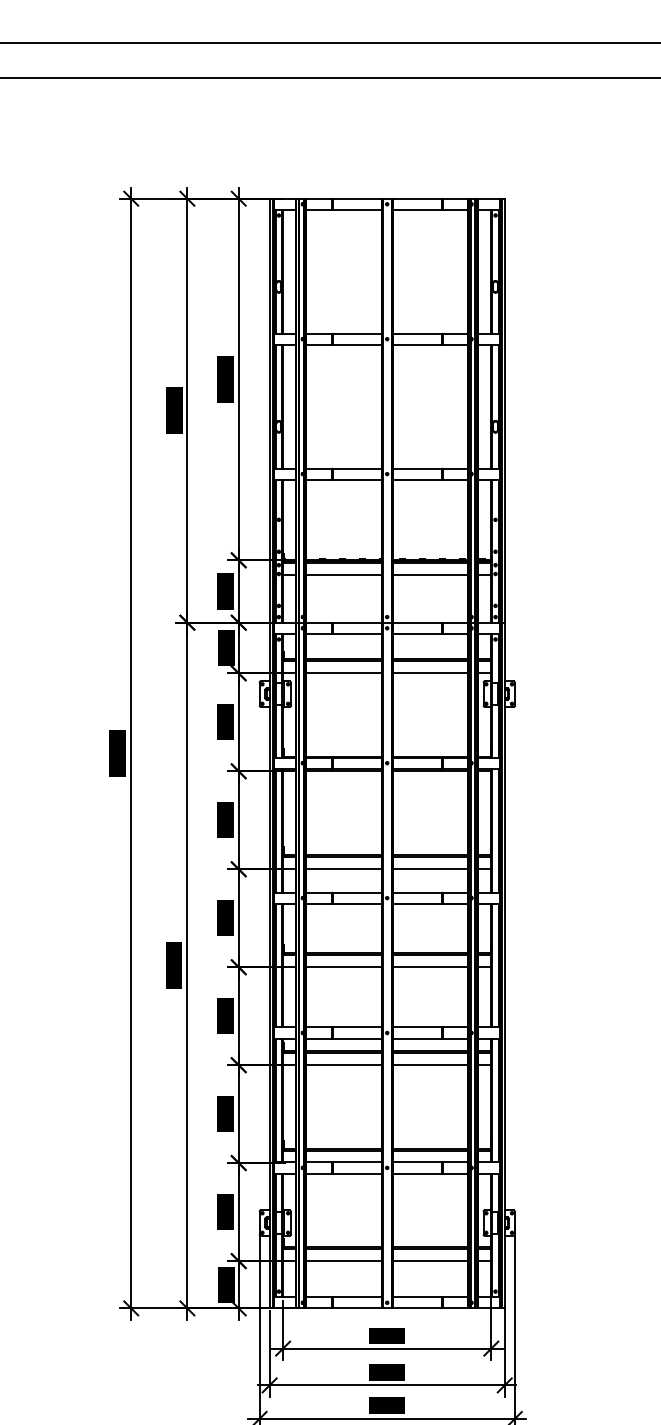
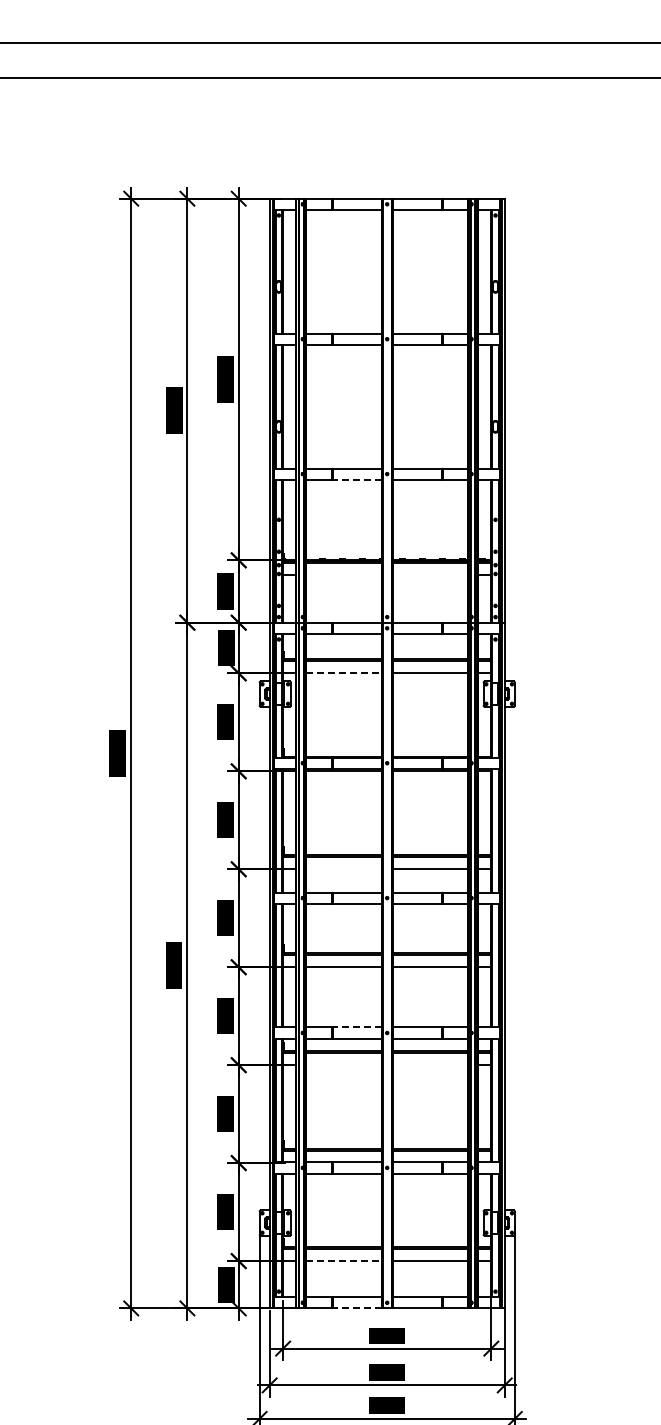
line: solid -> dashed (356, 479)
line: present -> none (343, 575)
line: present -> none (429, 575)
line: solid -> dashed (344, 673)
line: present -> none (343, 869)
line: solid -> dashed (356, 1027)
line: present -> none (343, 1065)
line: present -> none (429, 1065)
line: solid -> dashed (344, 1261)
line: solid -> dashed (356, 1308)
